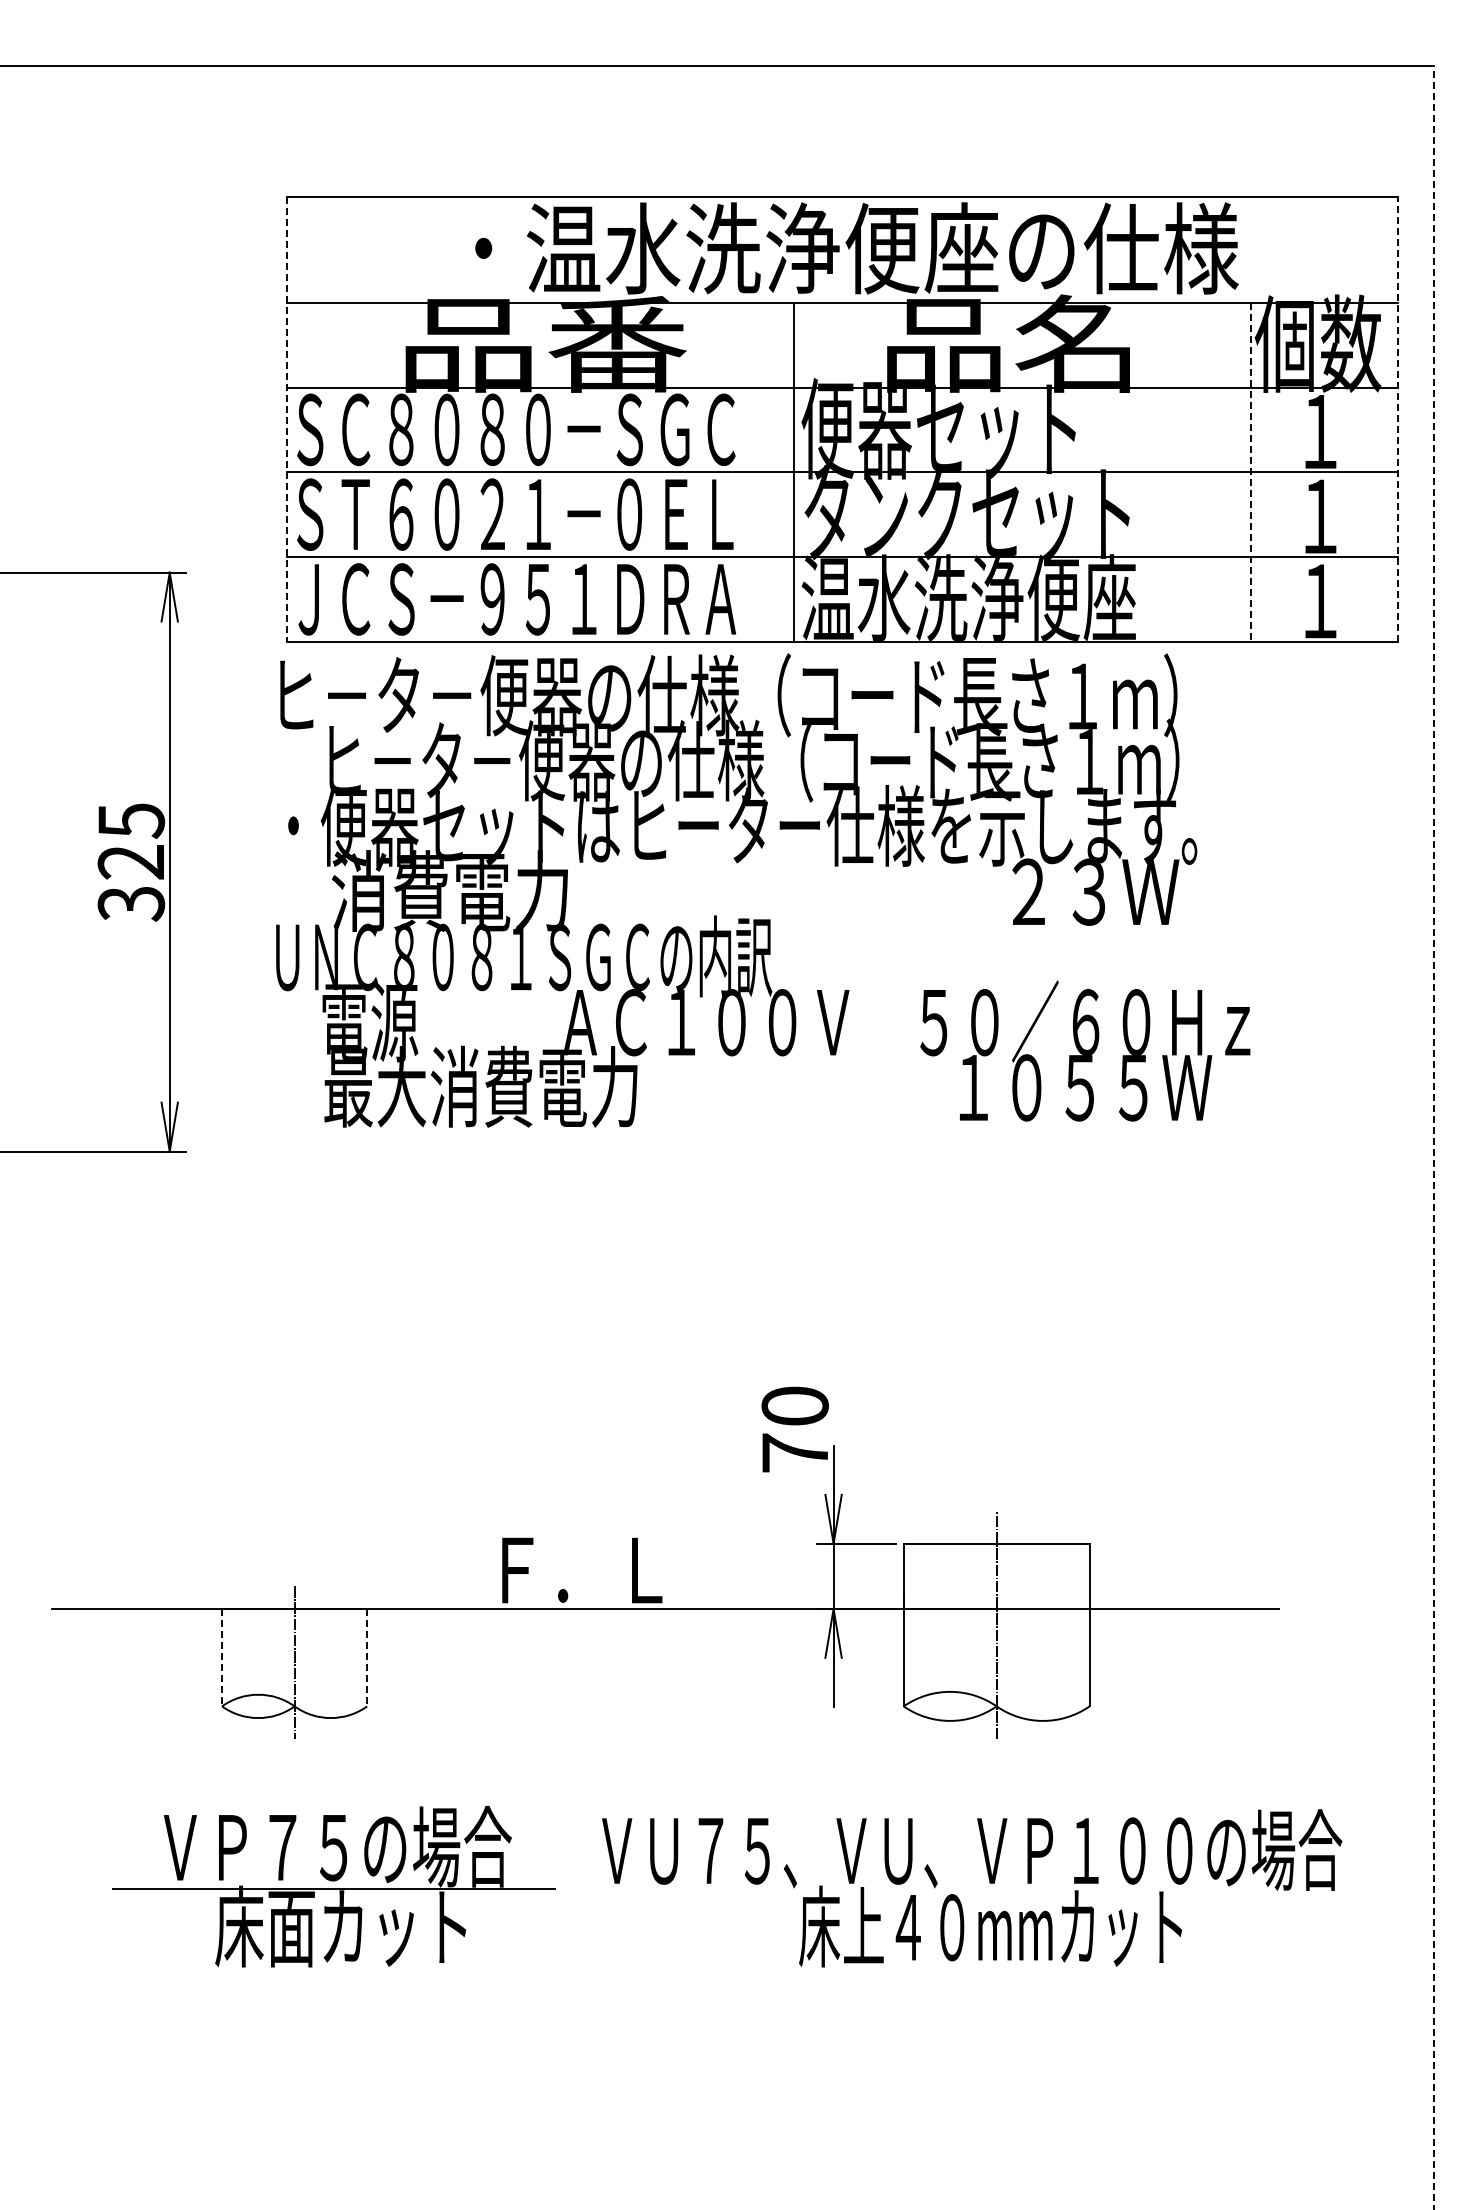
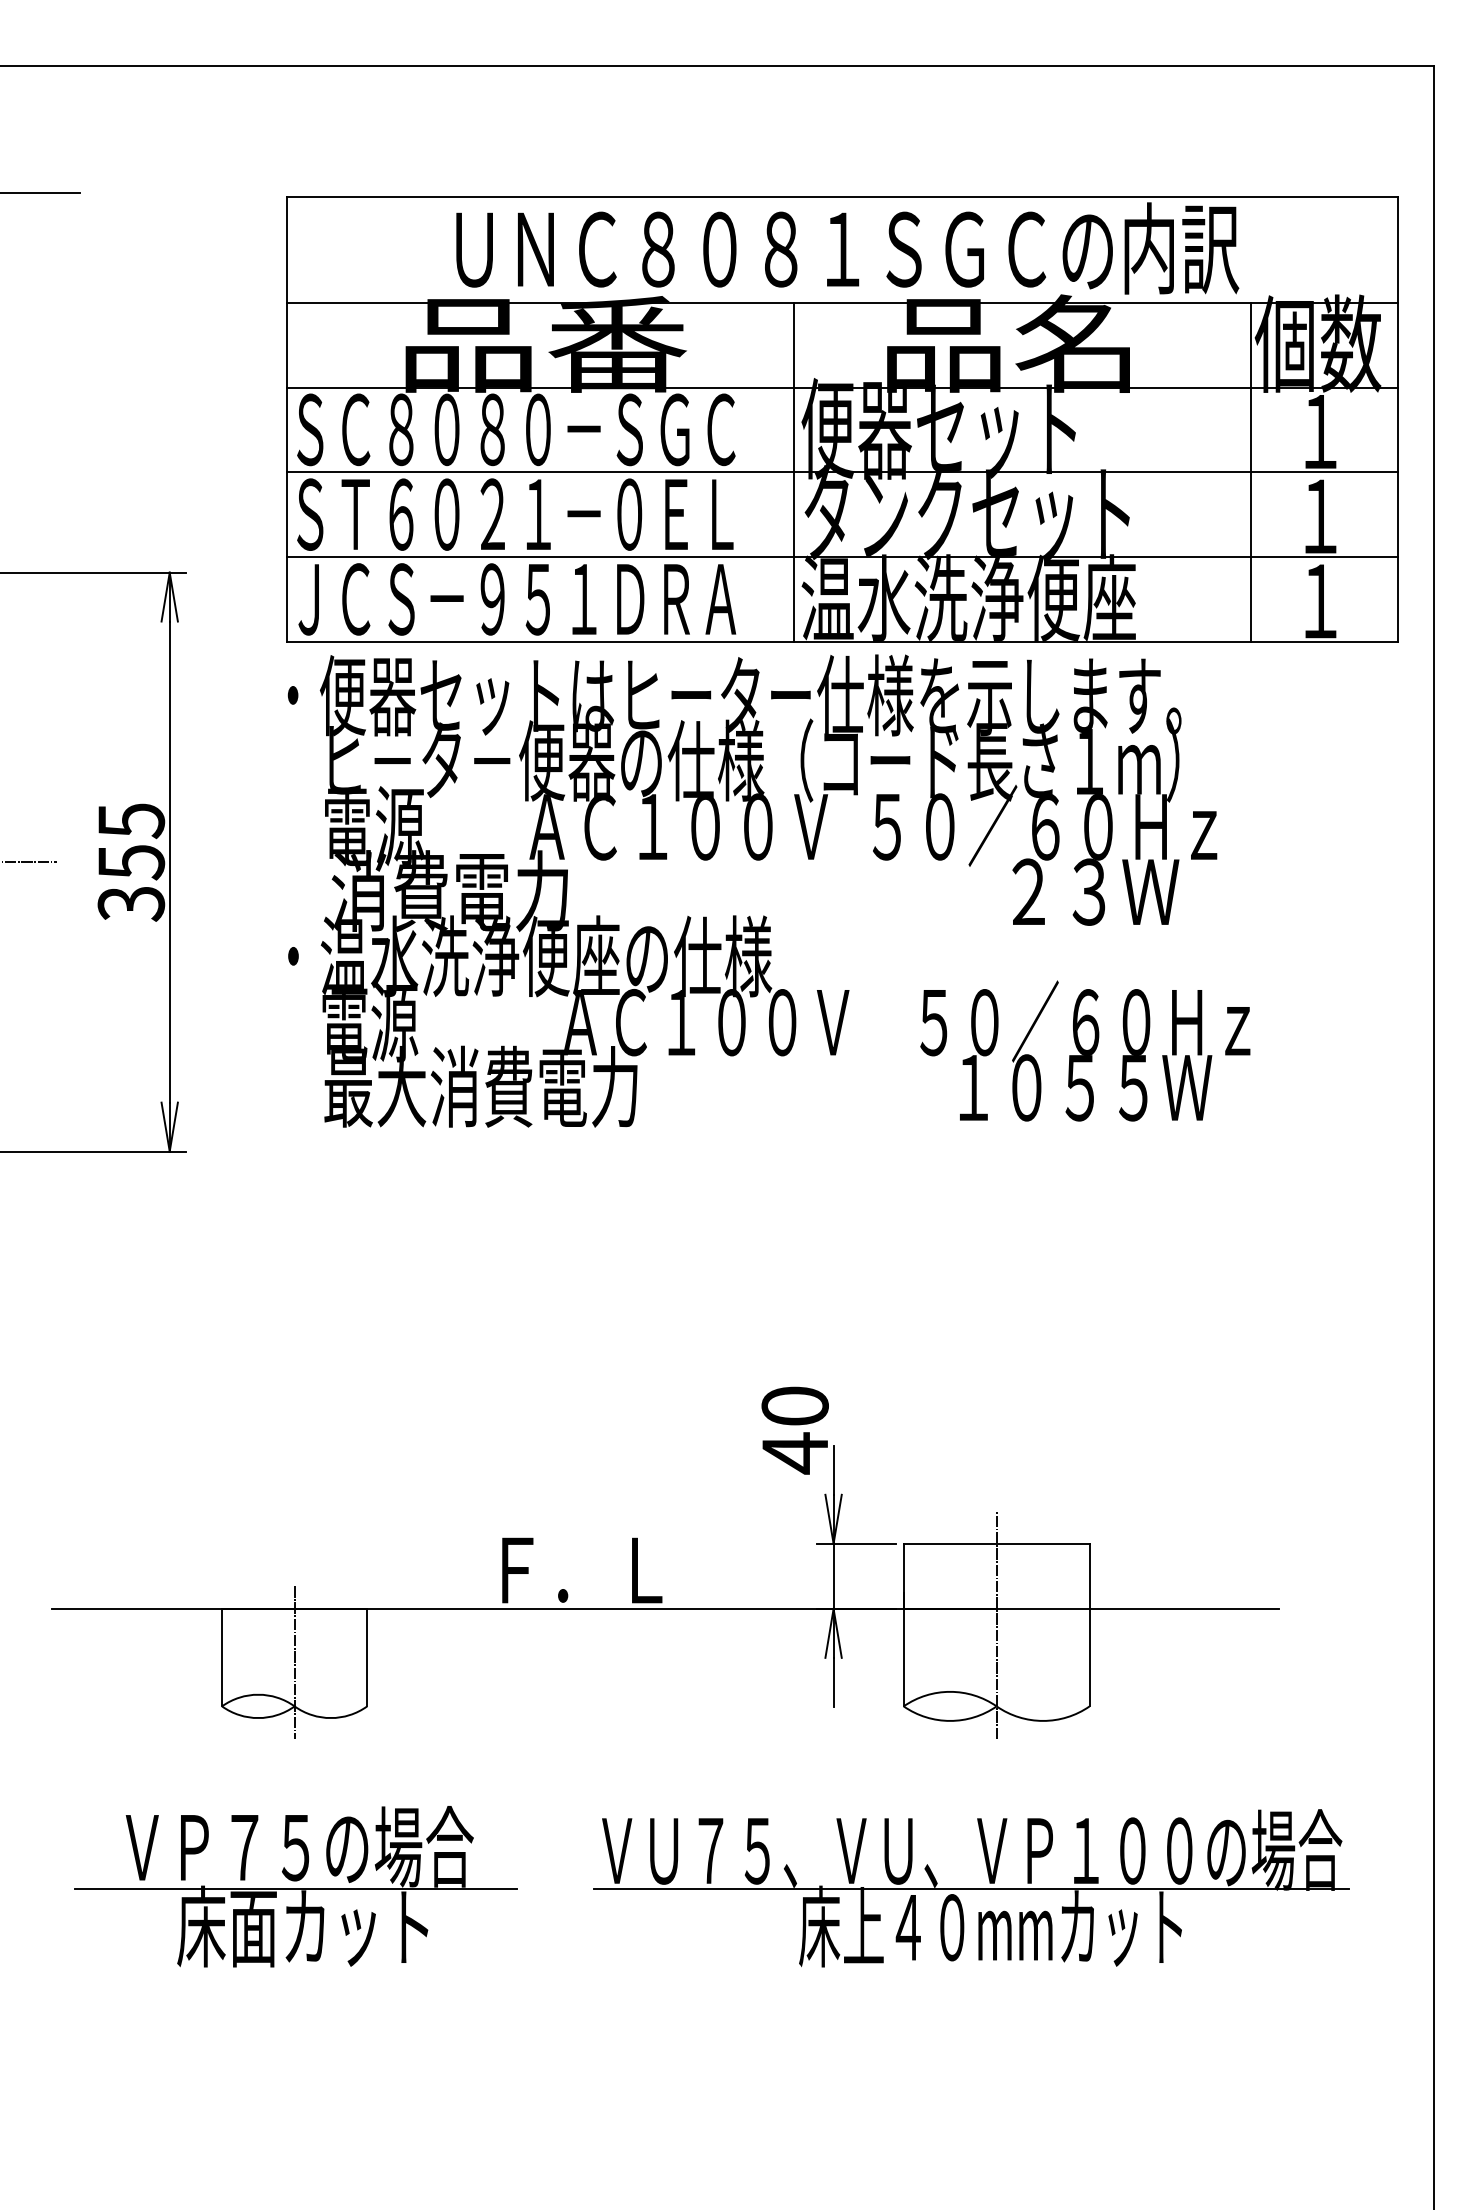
line: none -> present (41, 193)
text: ・温水洗浄便座の仕様 -> ＵＮＣ８０８１ＳＧＣの内訳 (847, 248)
line: dashed -> solid (287, 419)
line: dashed -> solid (1397, 419)
line: dashed -> solid (1251, 472)
text: ヒ－タ－便器の仕様（コード長さ１ｍ） -> ・便器セットはヒーター仕様を示します。 (730, 695)
text: ・便器セットはヒーター仕様を示します。 -> 電源        ＡＣ１００Ｖ  ５０／６０Ｈｚ (752, 825)
line: none -> present (29, 862)
text: 325 -> 355 (131, 862)
text: ＵＮＣ８０８１ＳＧＣの内訳 -> ・温水洗浄便座の仕様 (524, 956)
line: dashed -> solid (1433, 1138)
text: 70 -> 40 (794, 1453)
line: dashed -> solid (222, 1657)
line: dashed -> solid (367, 1657)
part position: (333, 1886) -> (295, 1886) (295, 1886)
line: none -> present (970, 1889)
